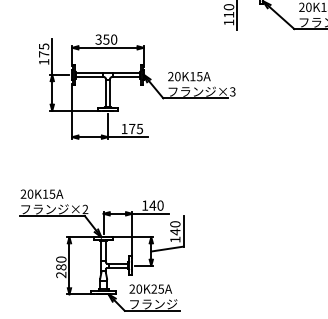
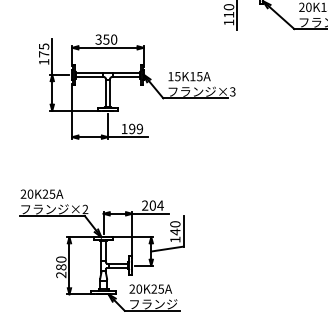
text: 20K15A -> 15K15A (174, 76)
text: 175 -> 199 (136, 128)
text: 20K15A -> 20K25A (45, 193)
text: 140 -> 204 (152, 205)
